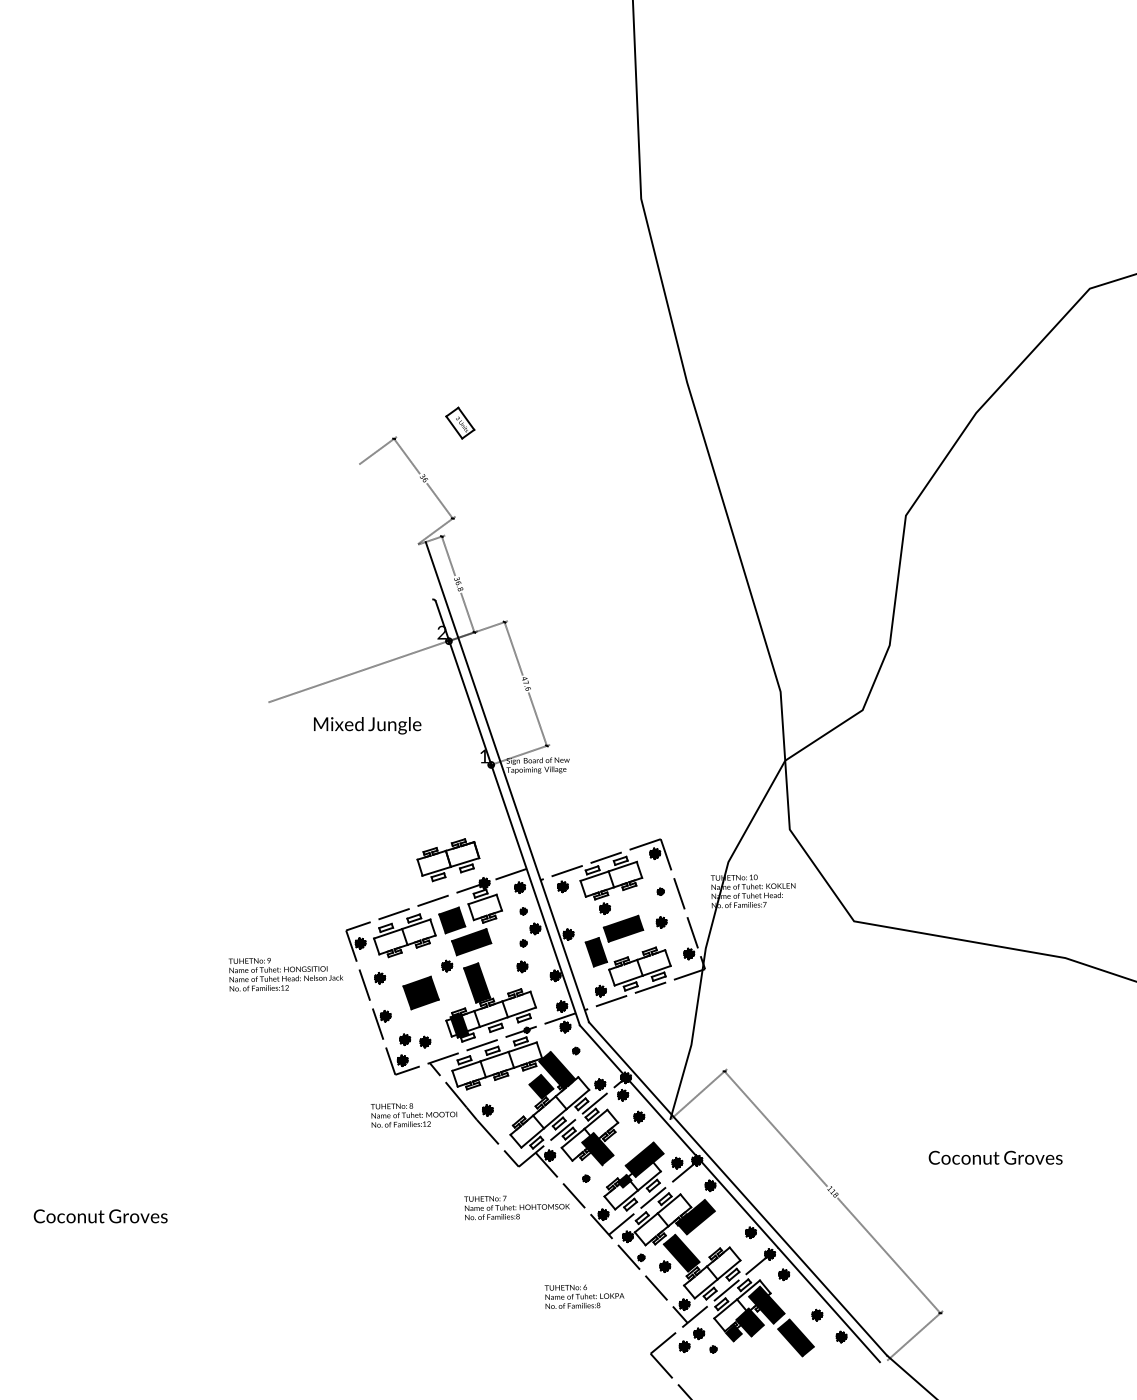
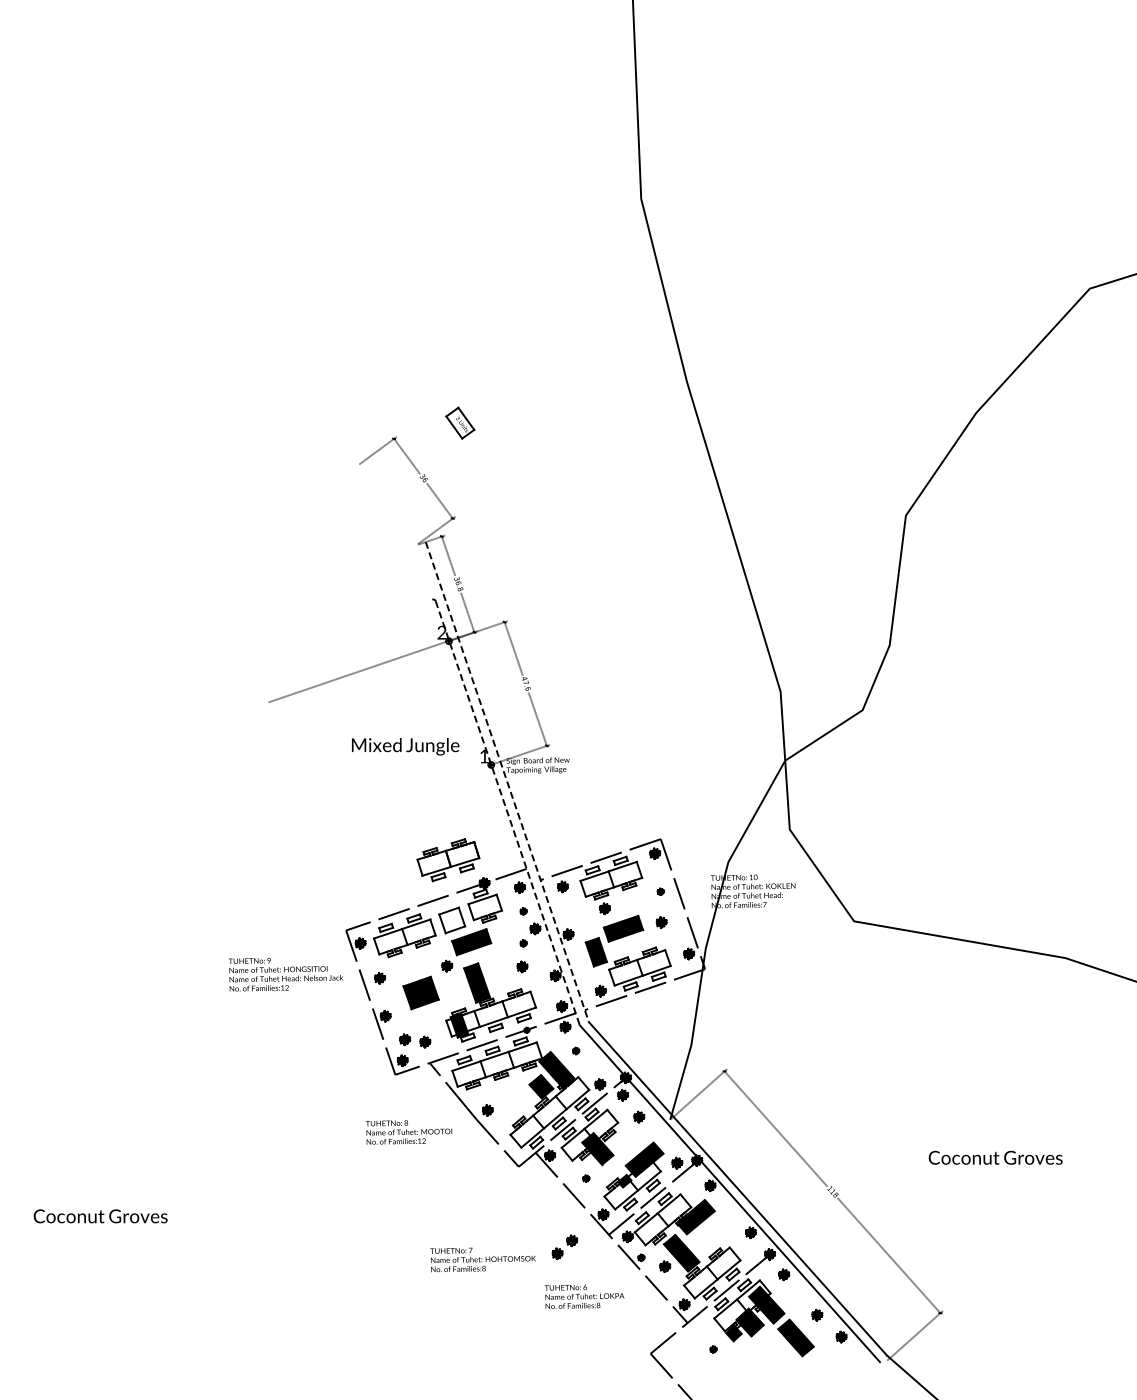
text position: (367, 725) -> (405, 746) (405, 746)
line: solid -> dashed (507, 782)
line: solid -> dashed (507, 813)
fill: present -> none (452, 920)
text position: (413, 1115) -> (408, 1132) (408, 1132)
text position: (516, 1207) -> (482, 1259) (482, 1259)
part position: (691, 1339) -> (564, 1246) (564, 1246)
